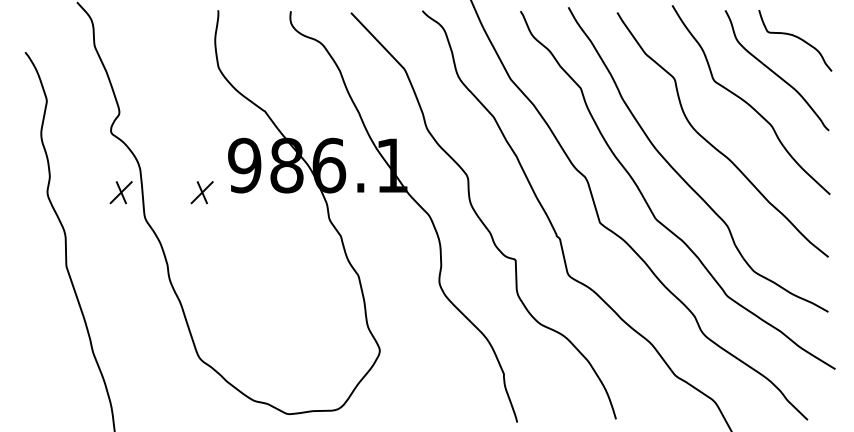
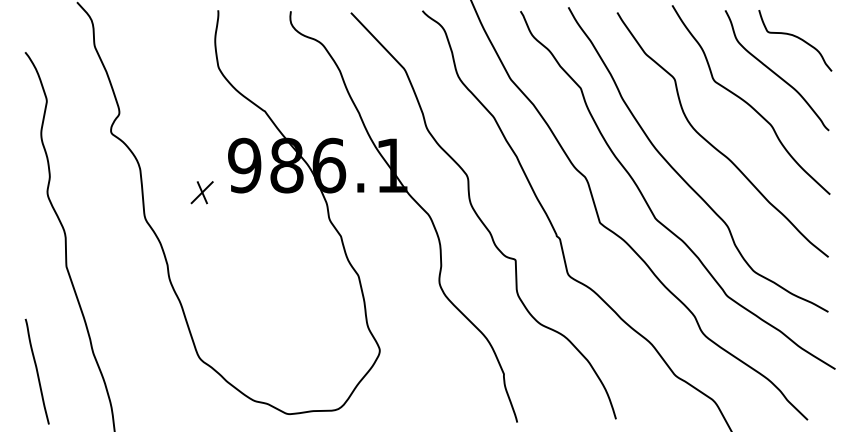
part: present -> none (120, 192)
line: none -> present (36, 371)
